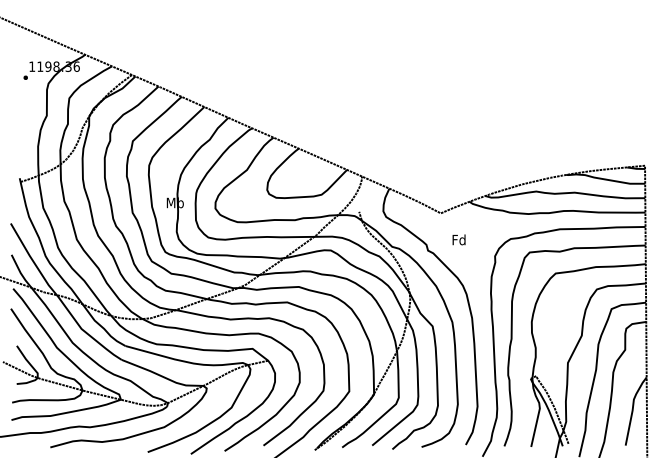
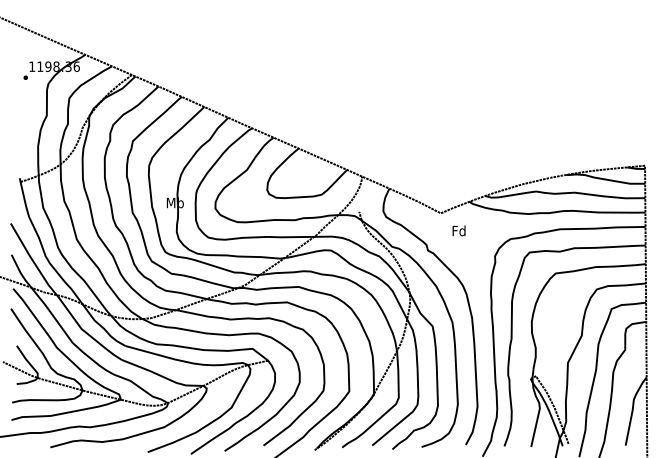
text position: (458, 239) -> (458, 230) (458, 230)
